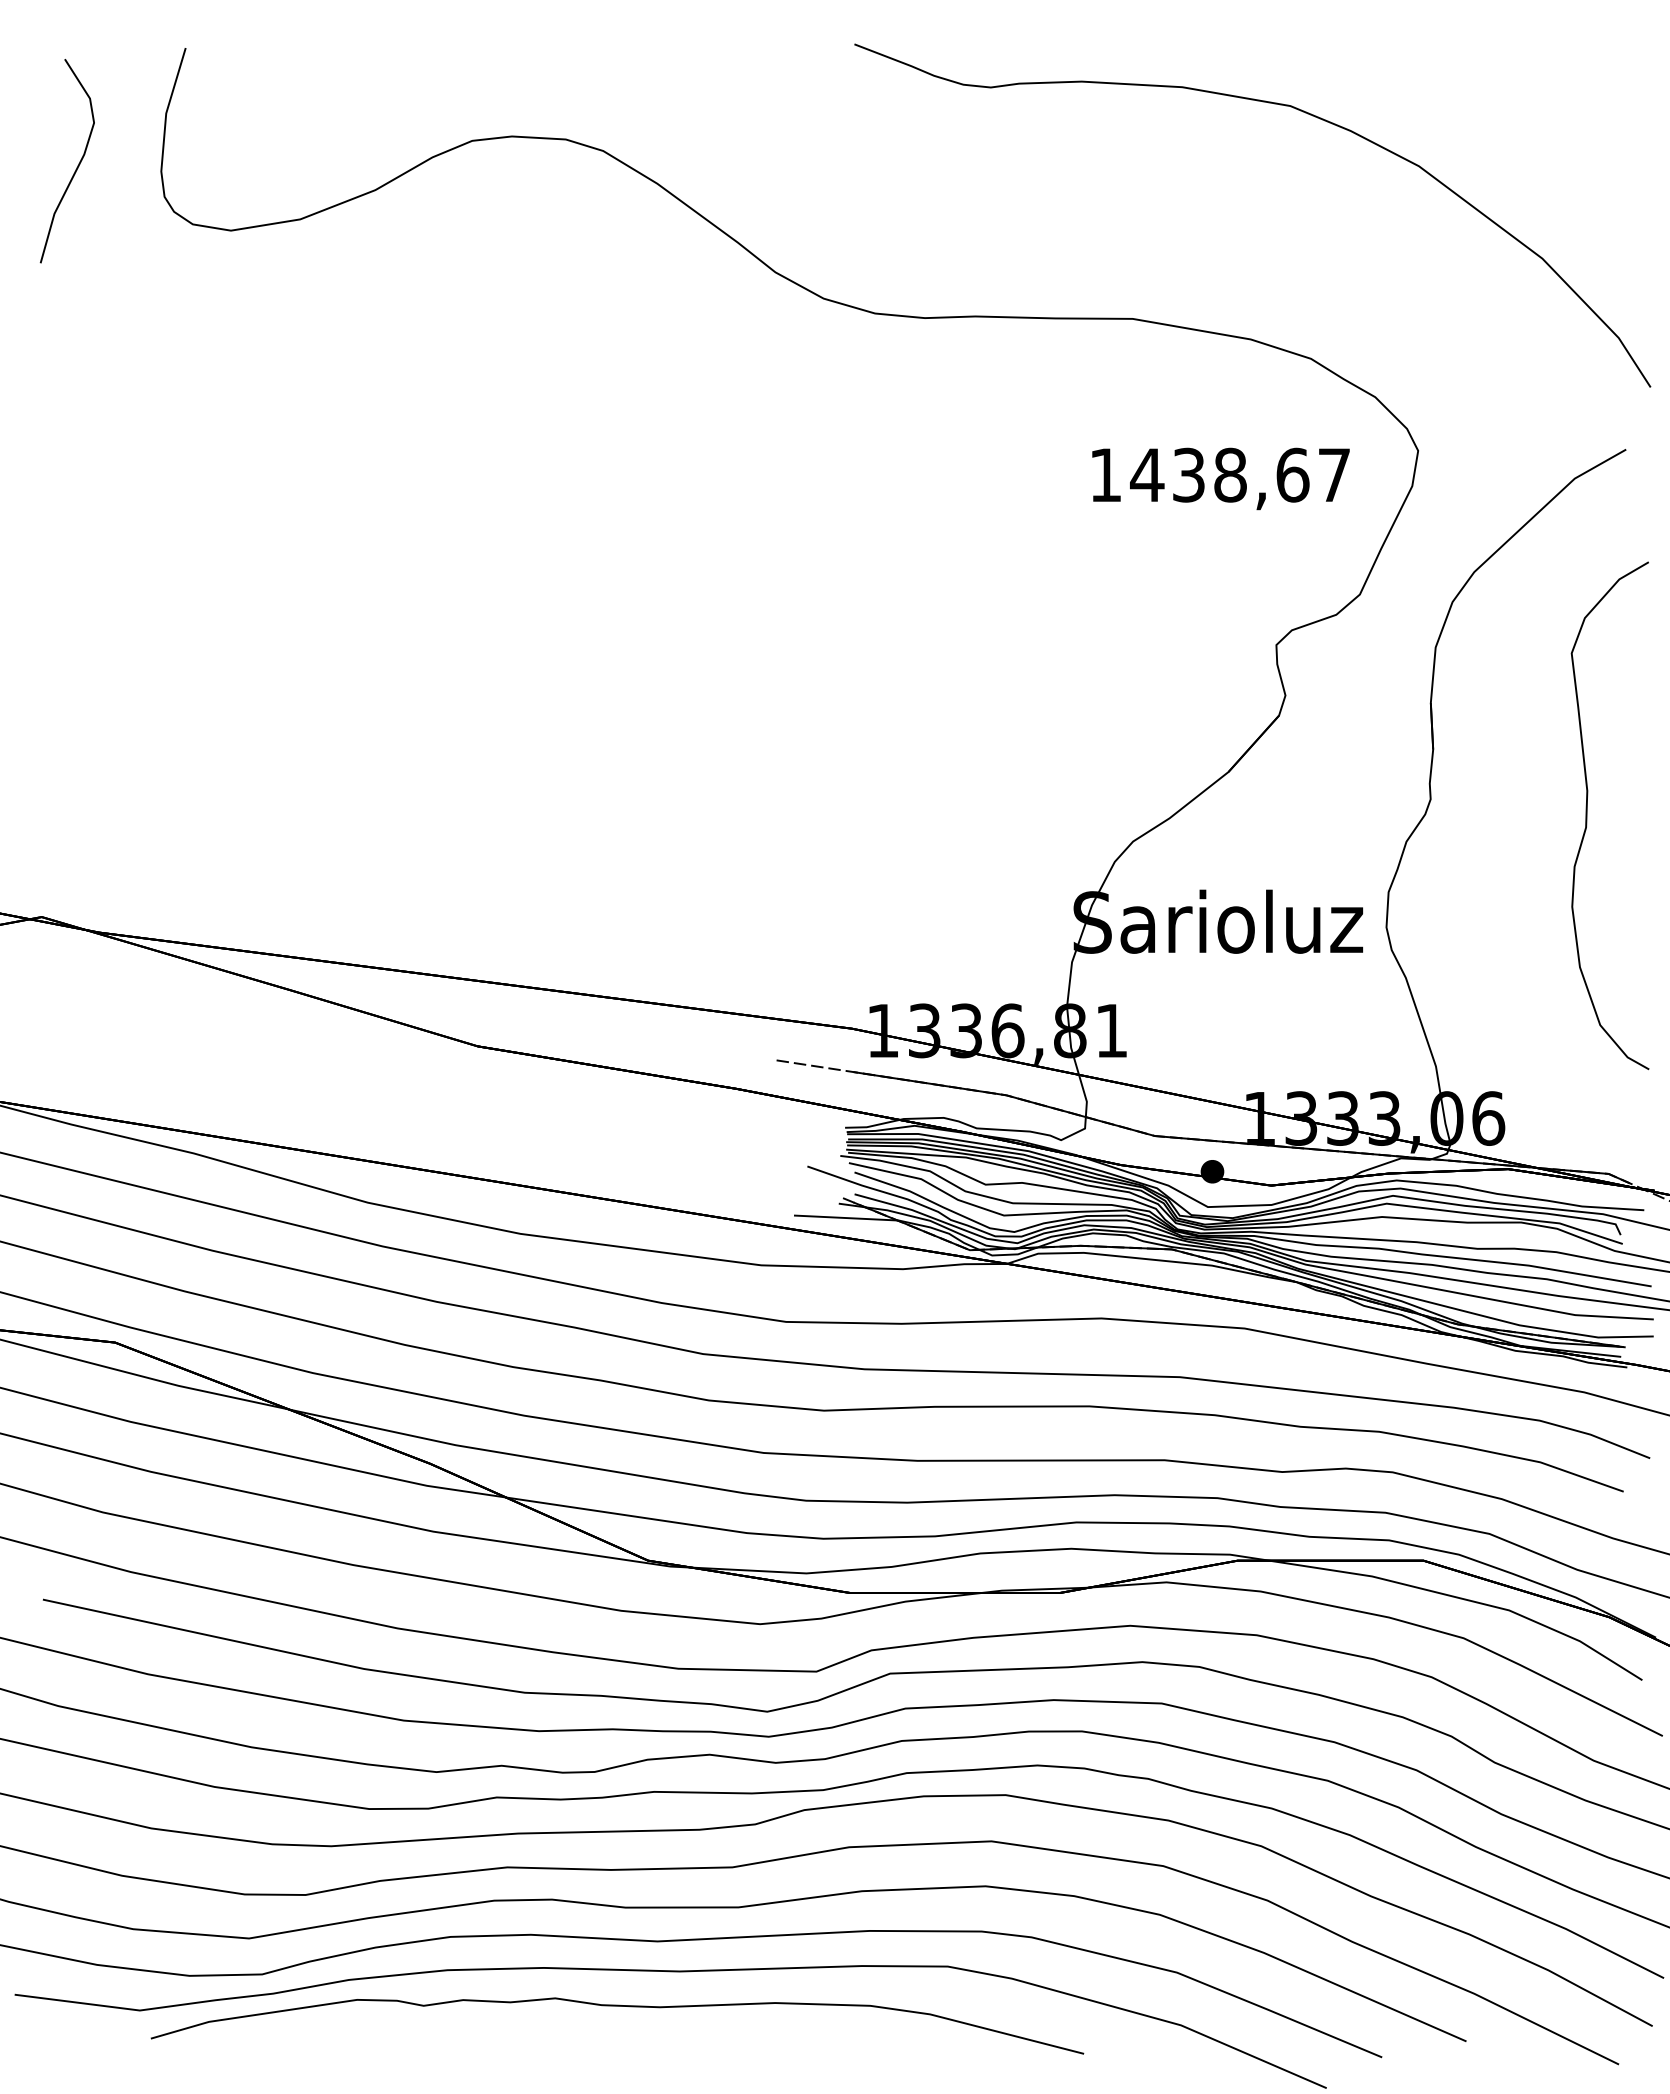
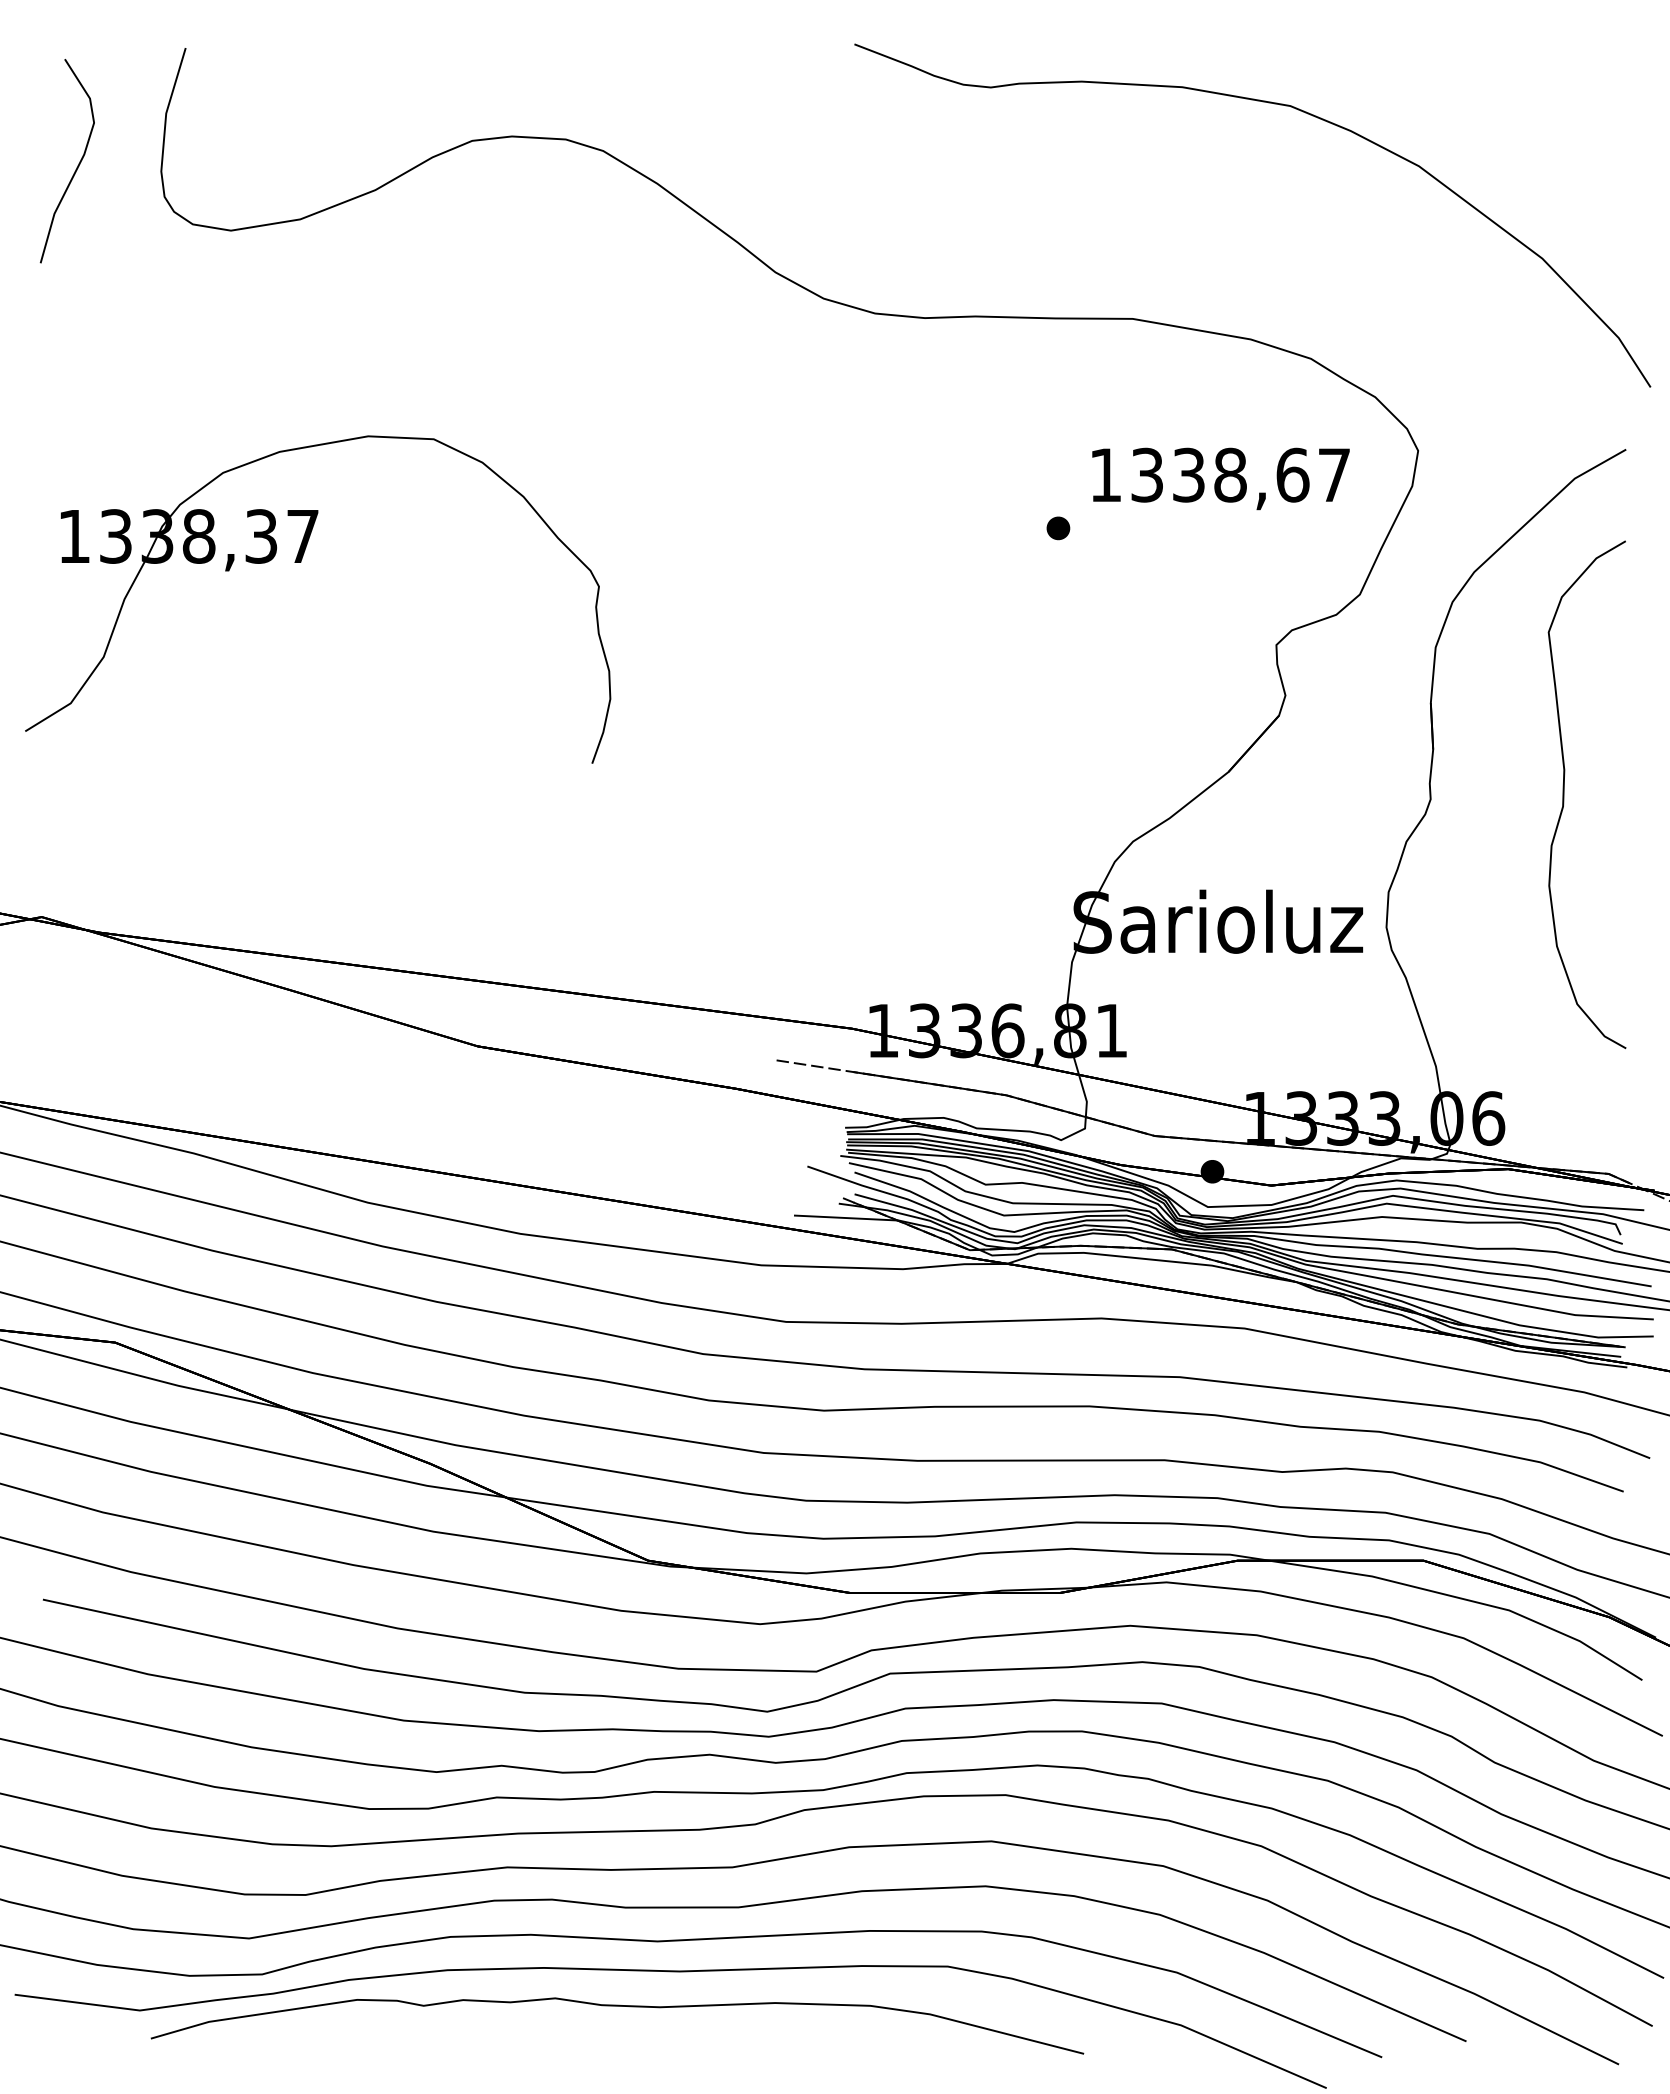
text: 1438,67 -> 1338,67 (1147, 474)
part: none -> present (1058, 528)
part: none -> present (301, 562)
curve position: (1587, 815) -> (1564, 794) (1564, 794)
